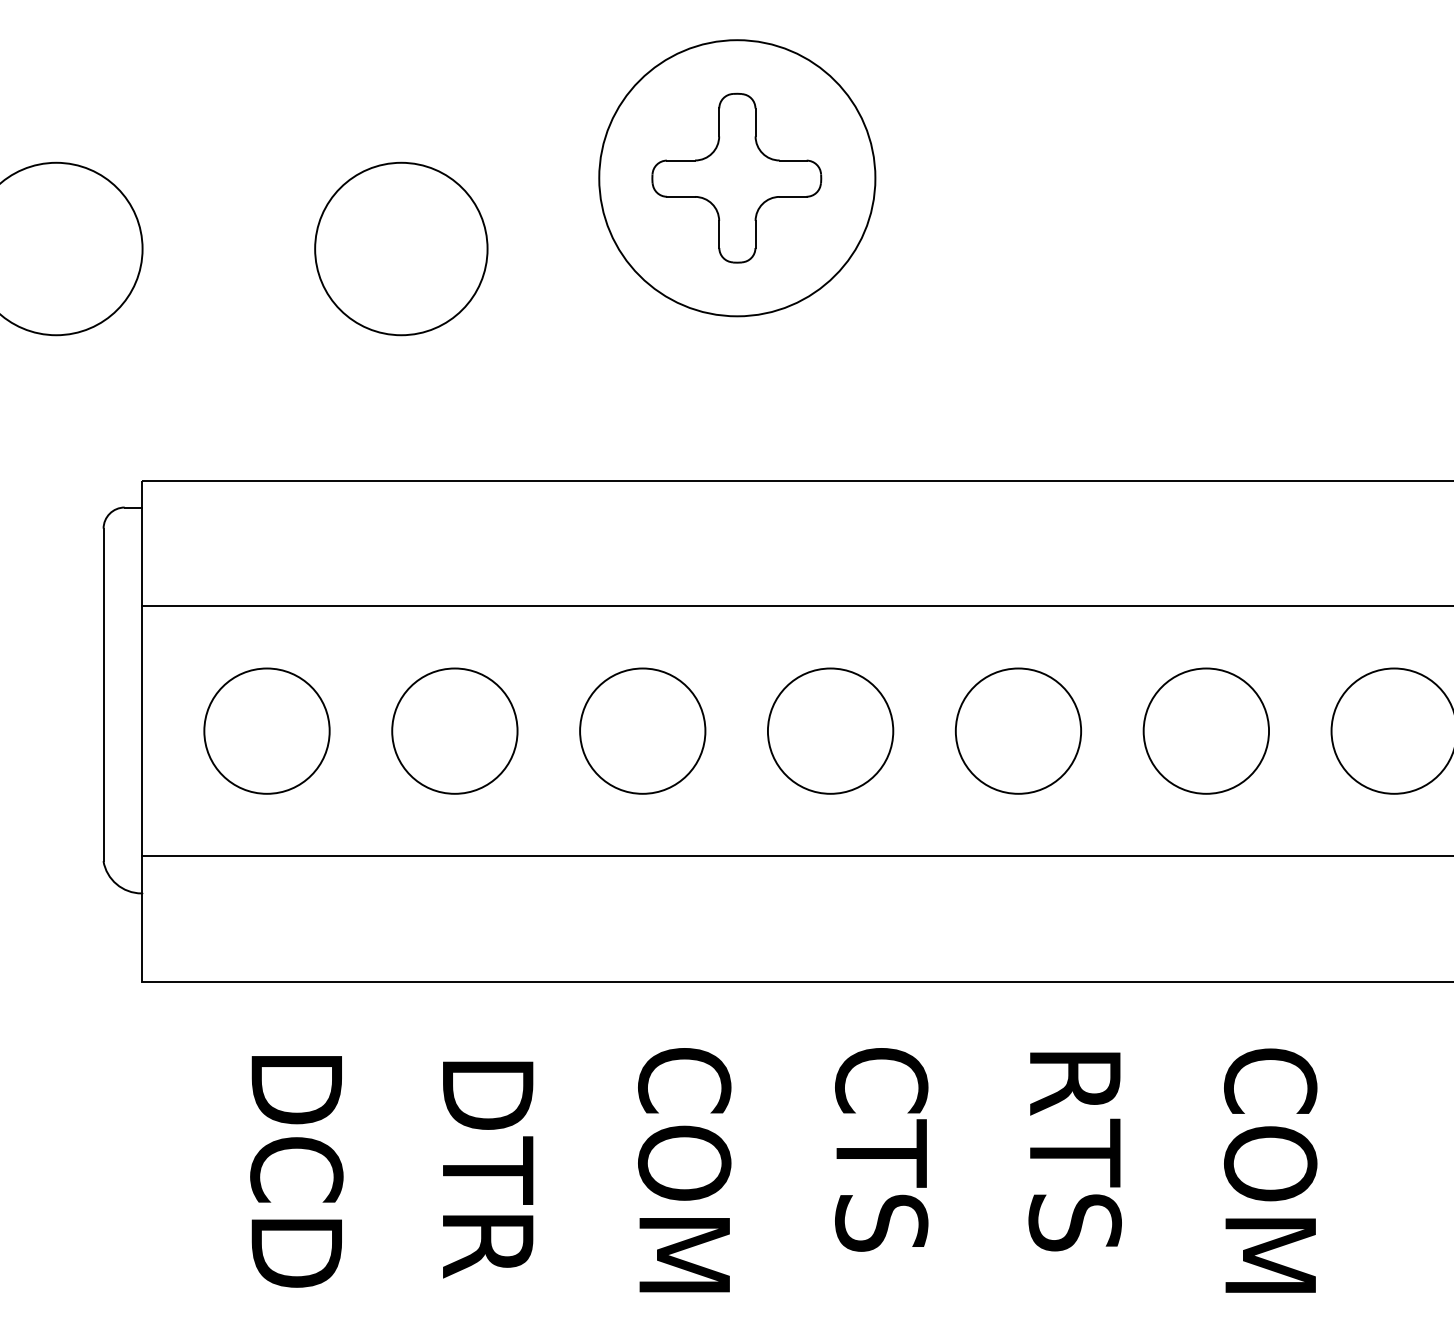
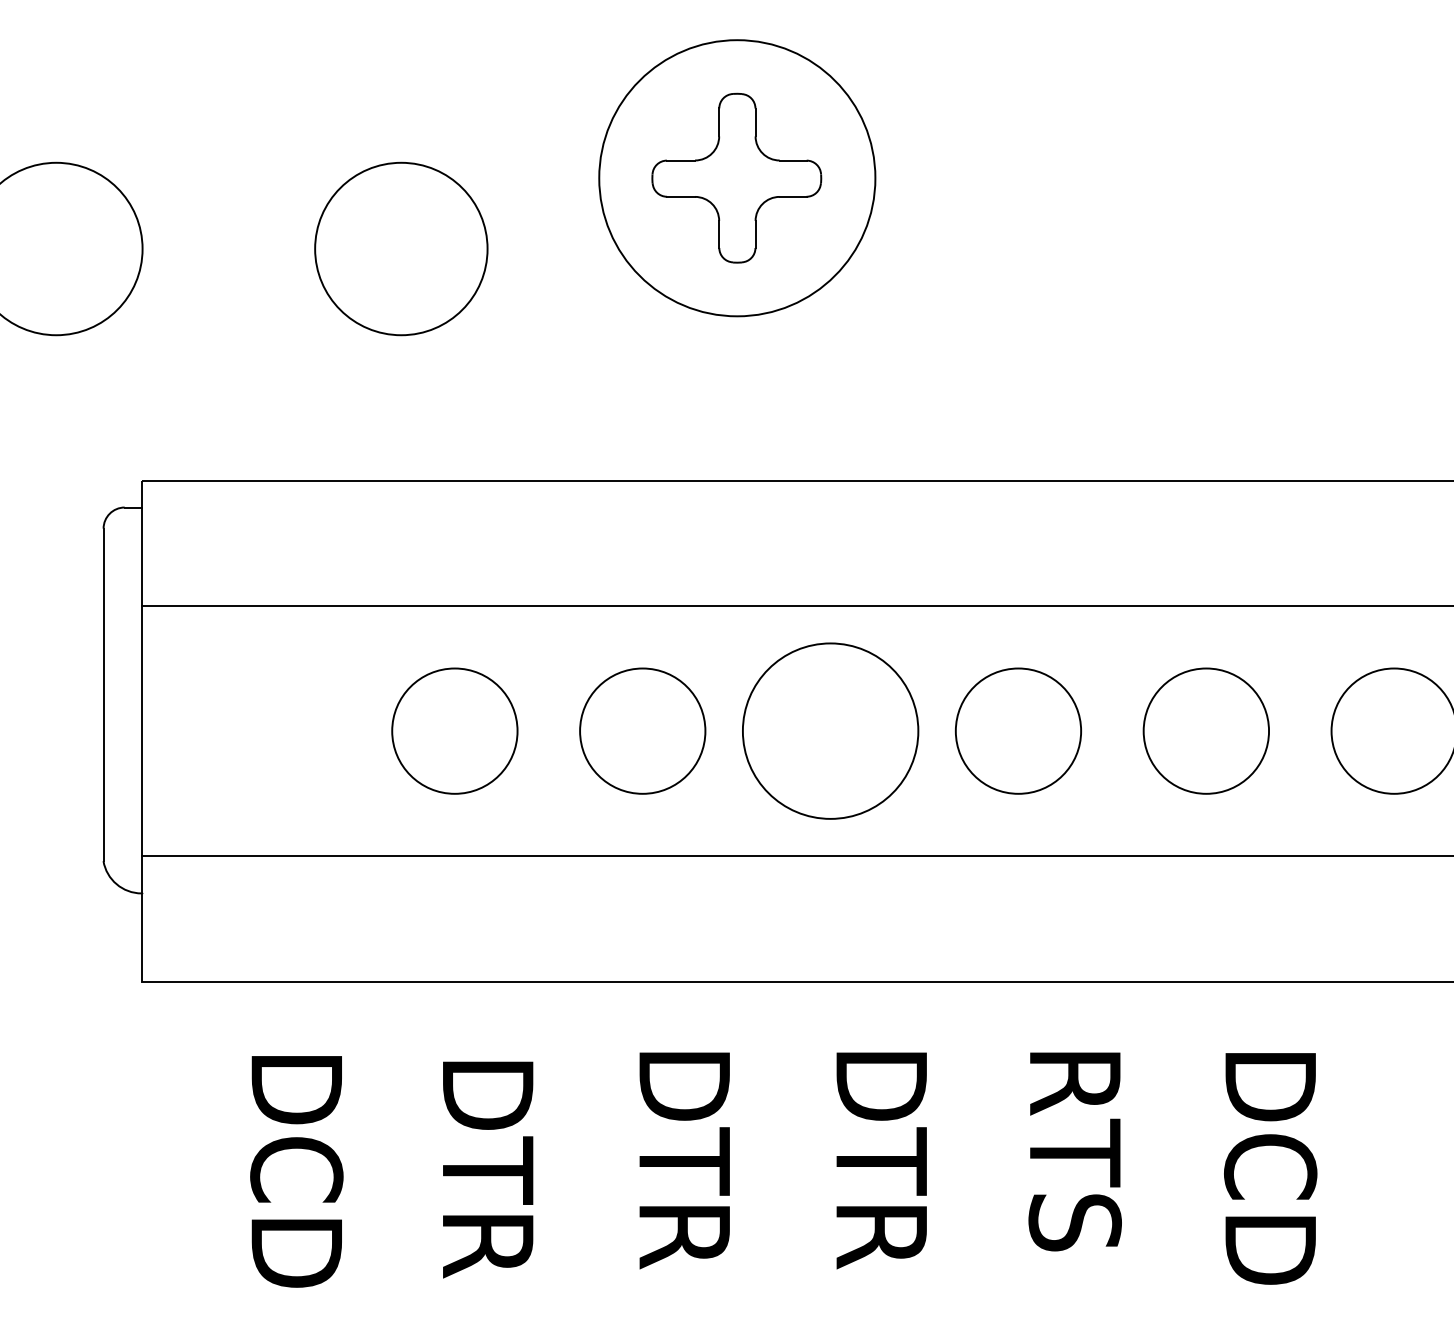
circle: present -> none (266, 730)
circle diameter: 125 px -> 175 px (830, 730)
text: CTS -> DTR (881, 1158)
text: COM -> DTR (684, 1170)
text: COM -> DCD (1270, 1170)
